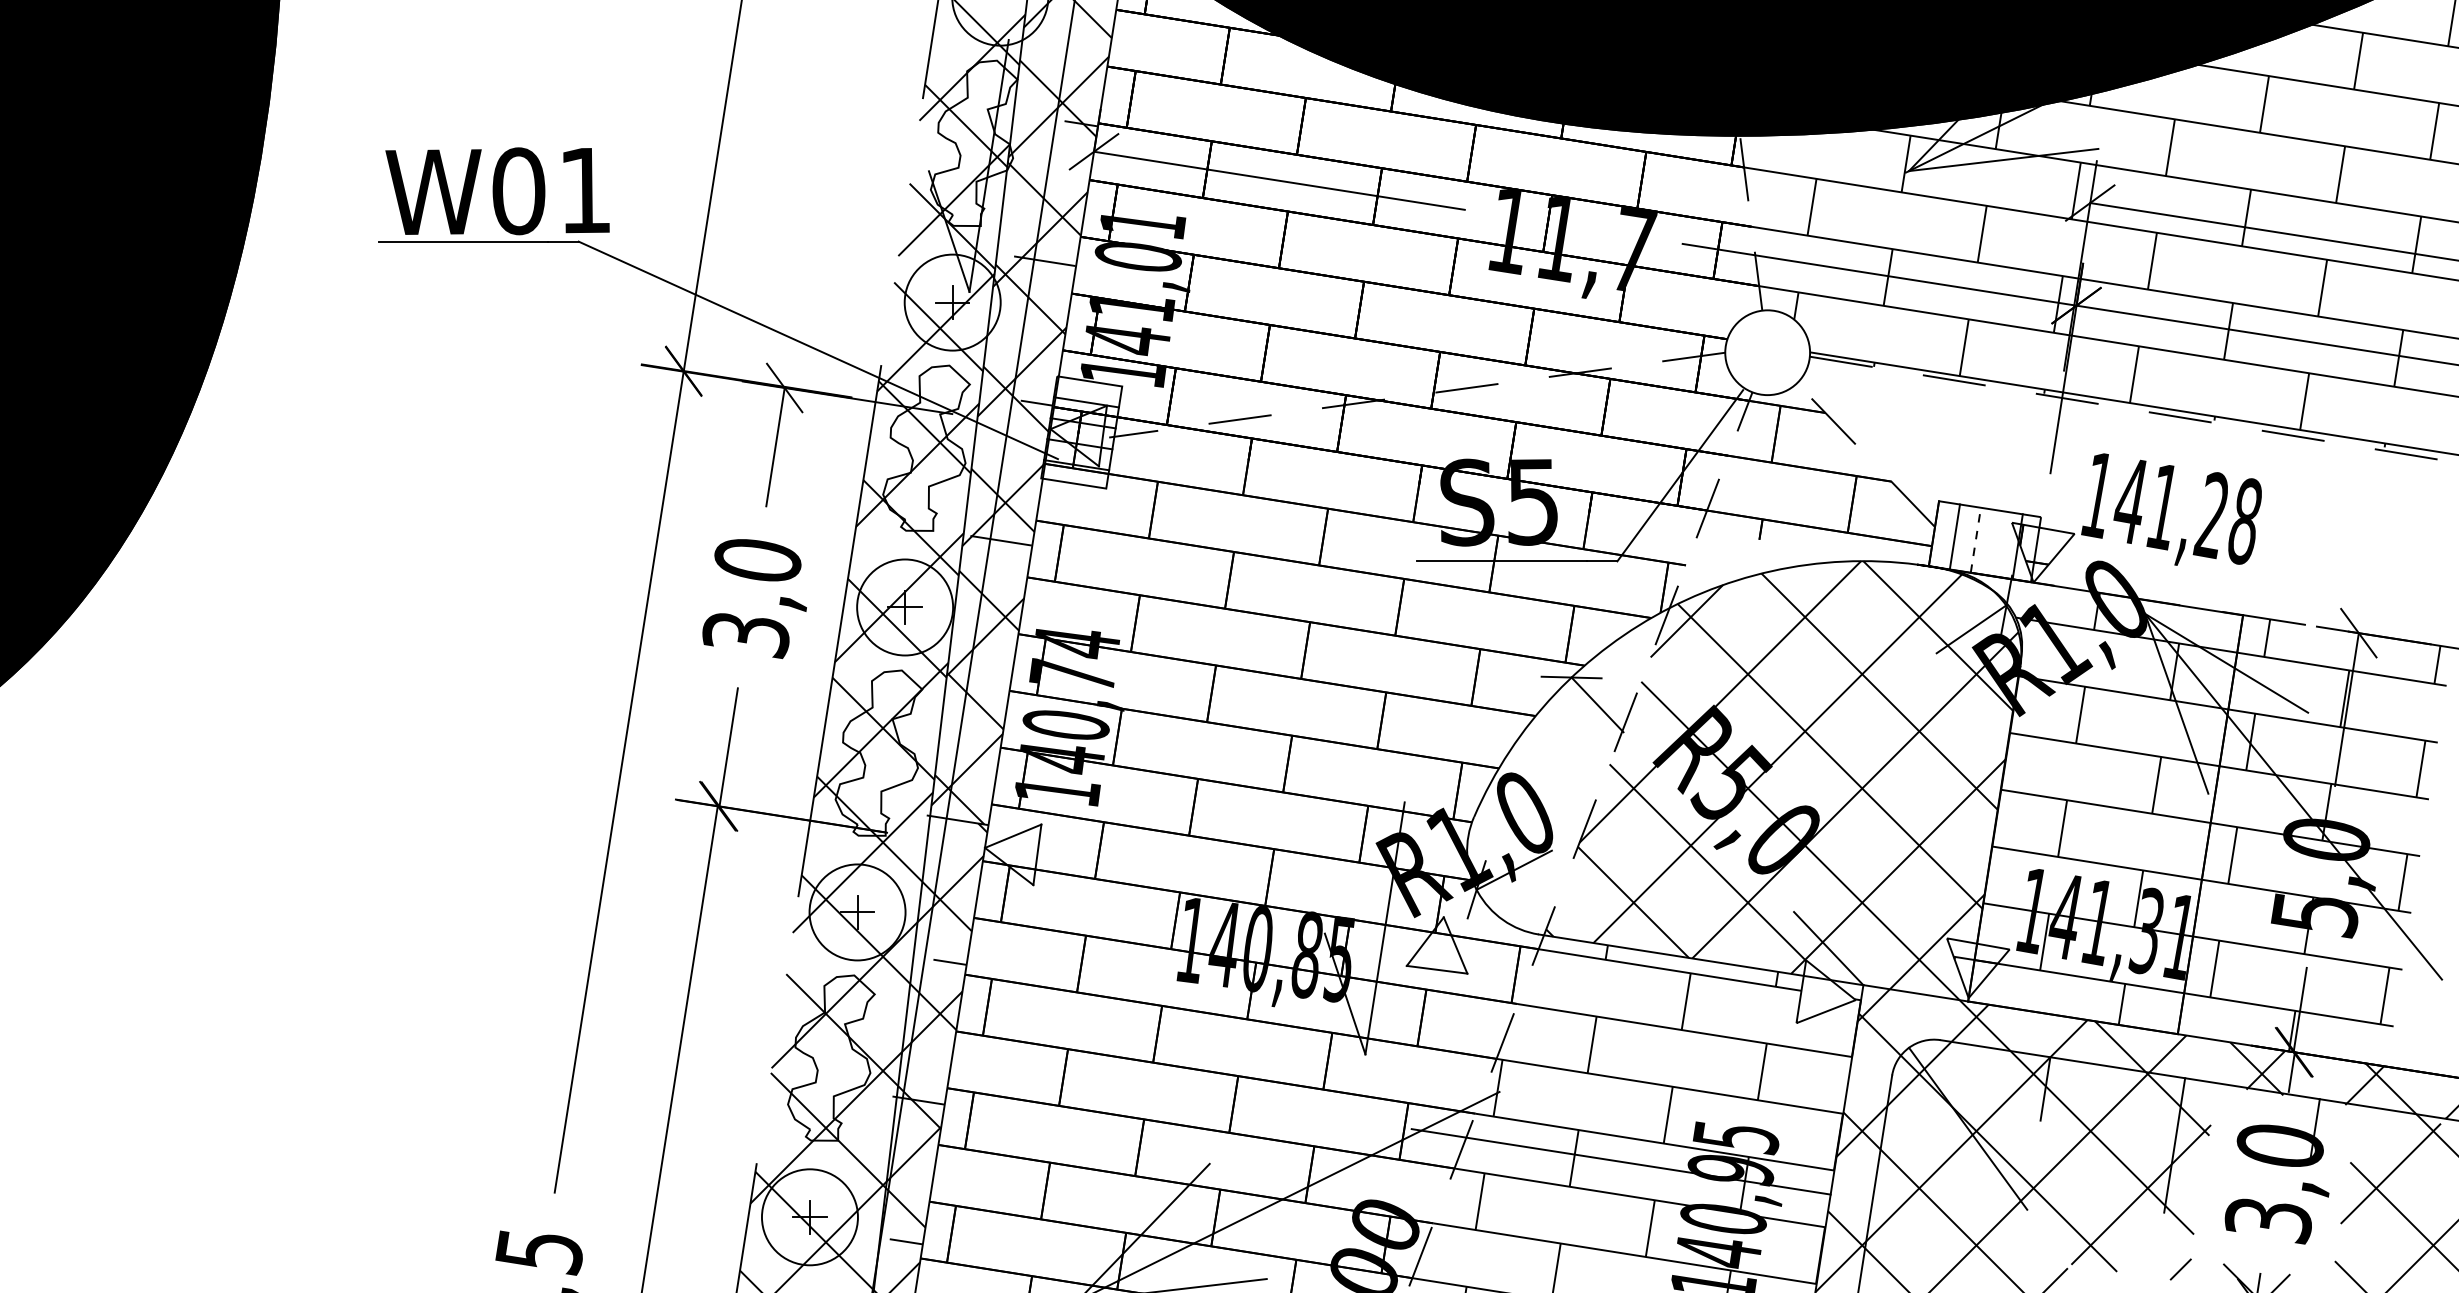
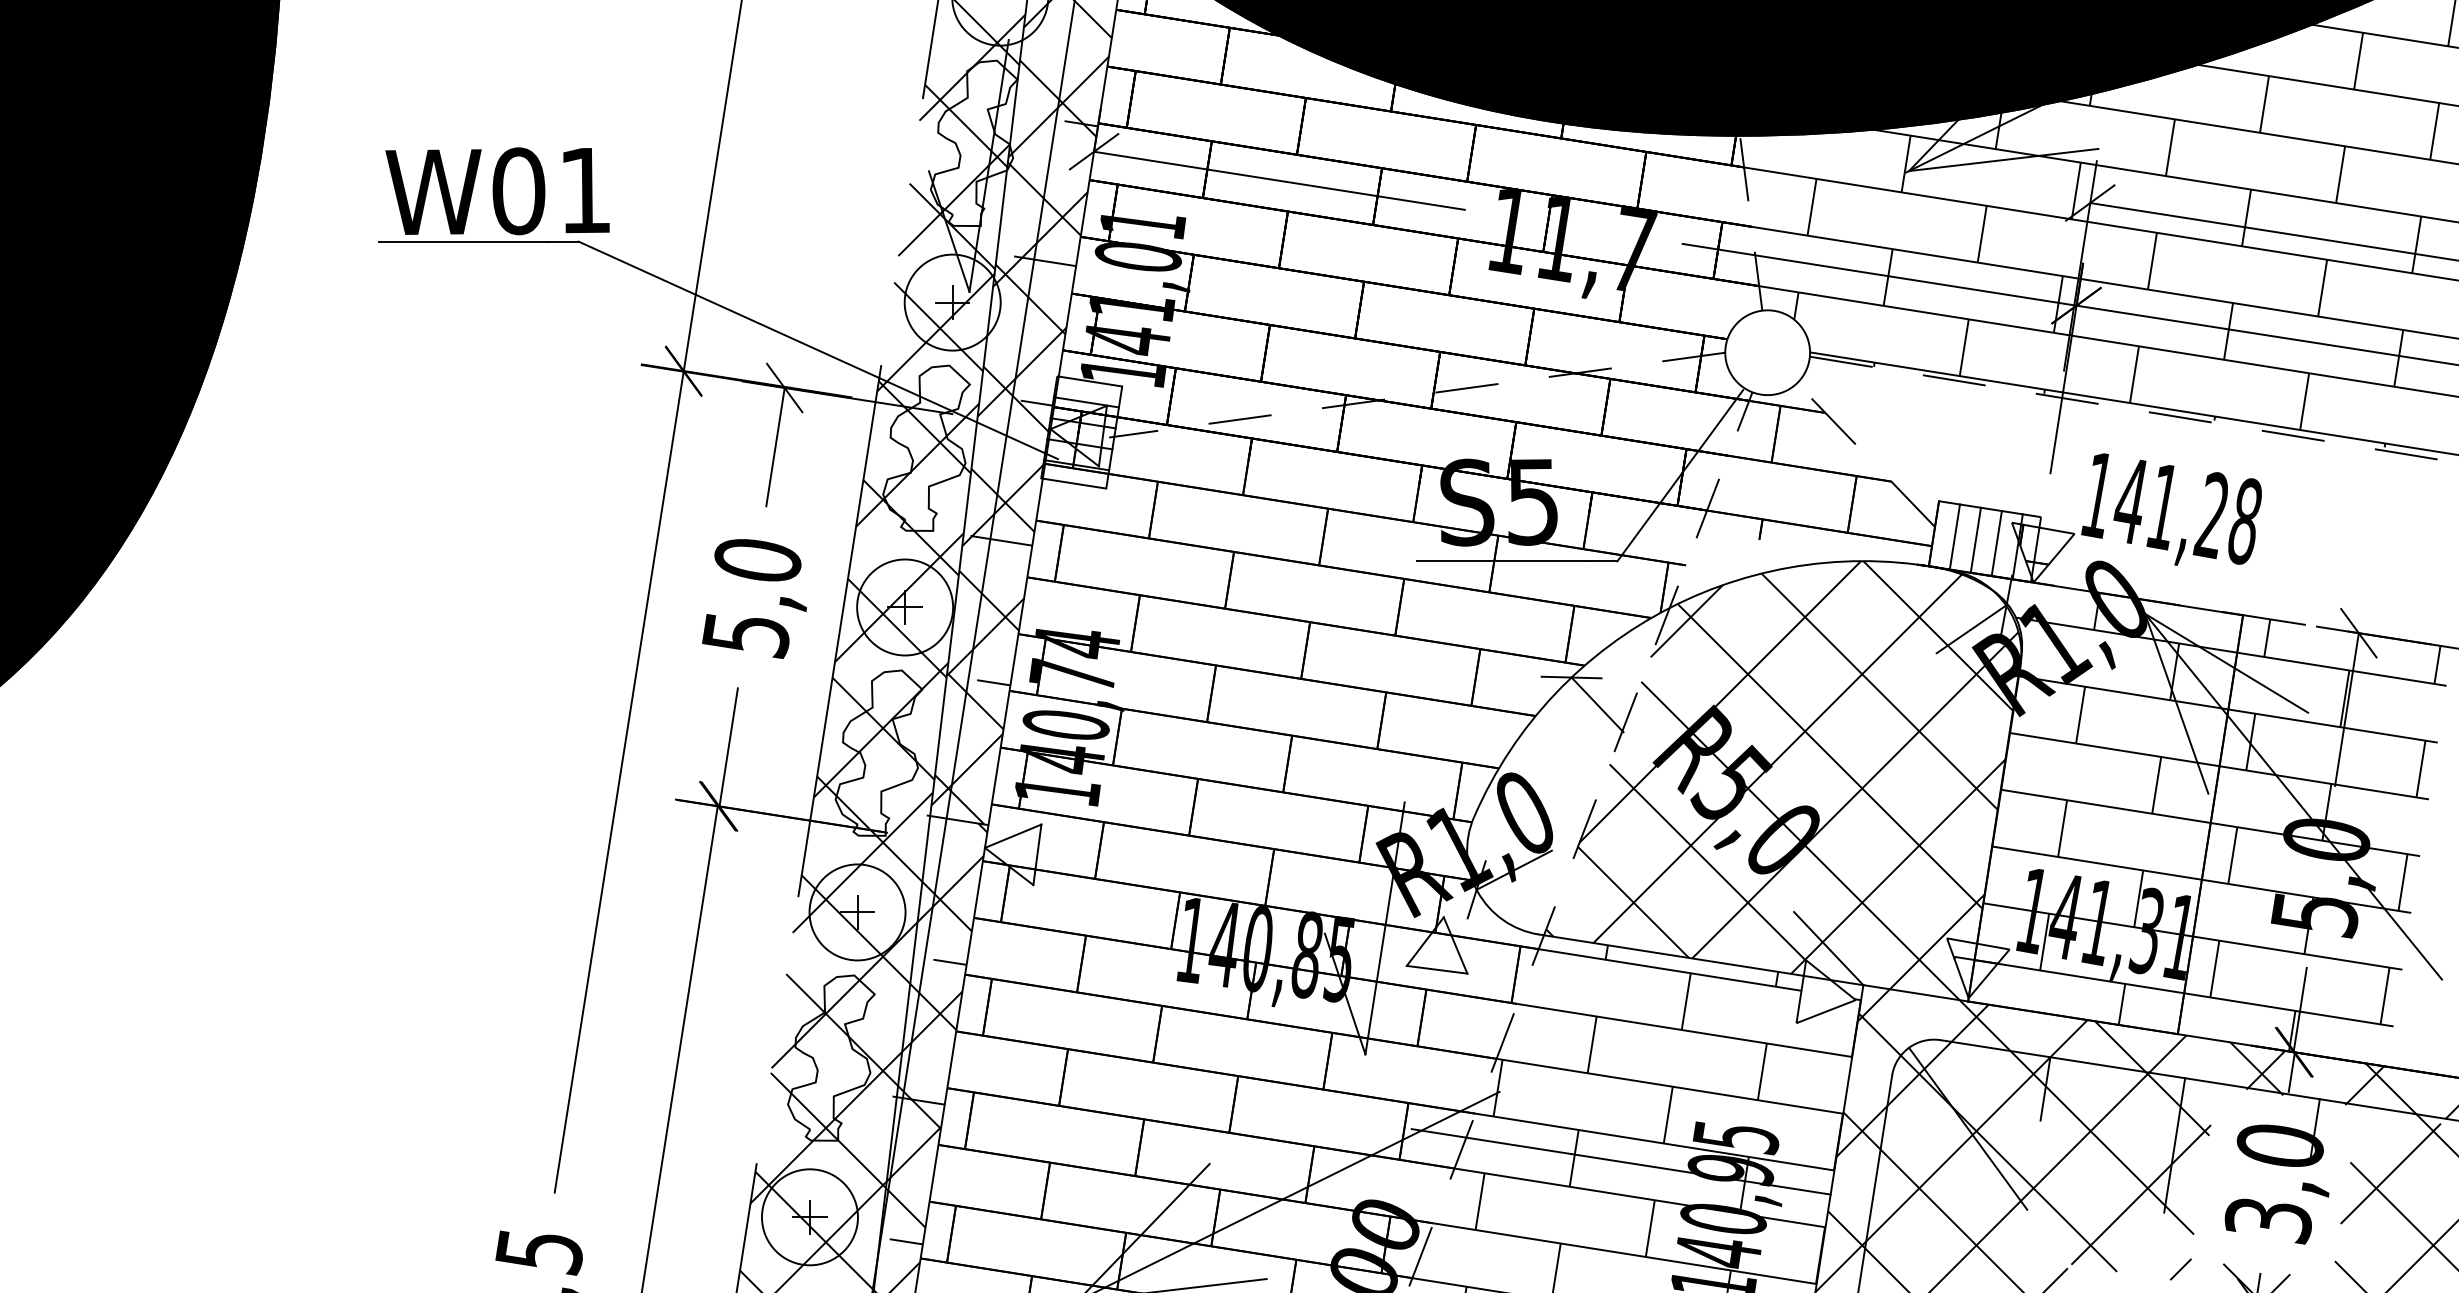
line: dashed -> solid (1975, 540)
line: none -> present (1996, 543)
text: 3,0 -> 5,0 (745, 635)
line: none -> present (993, 682)
